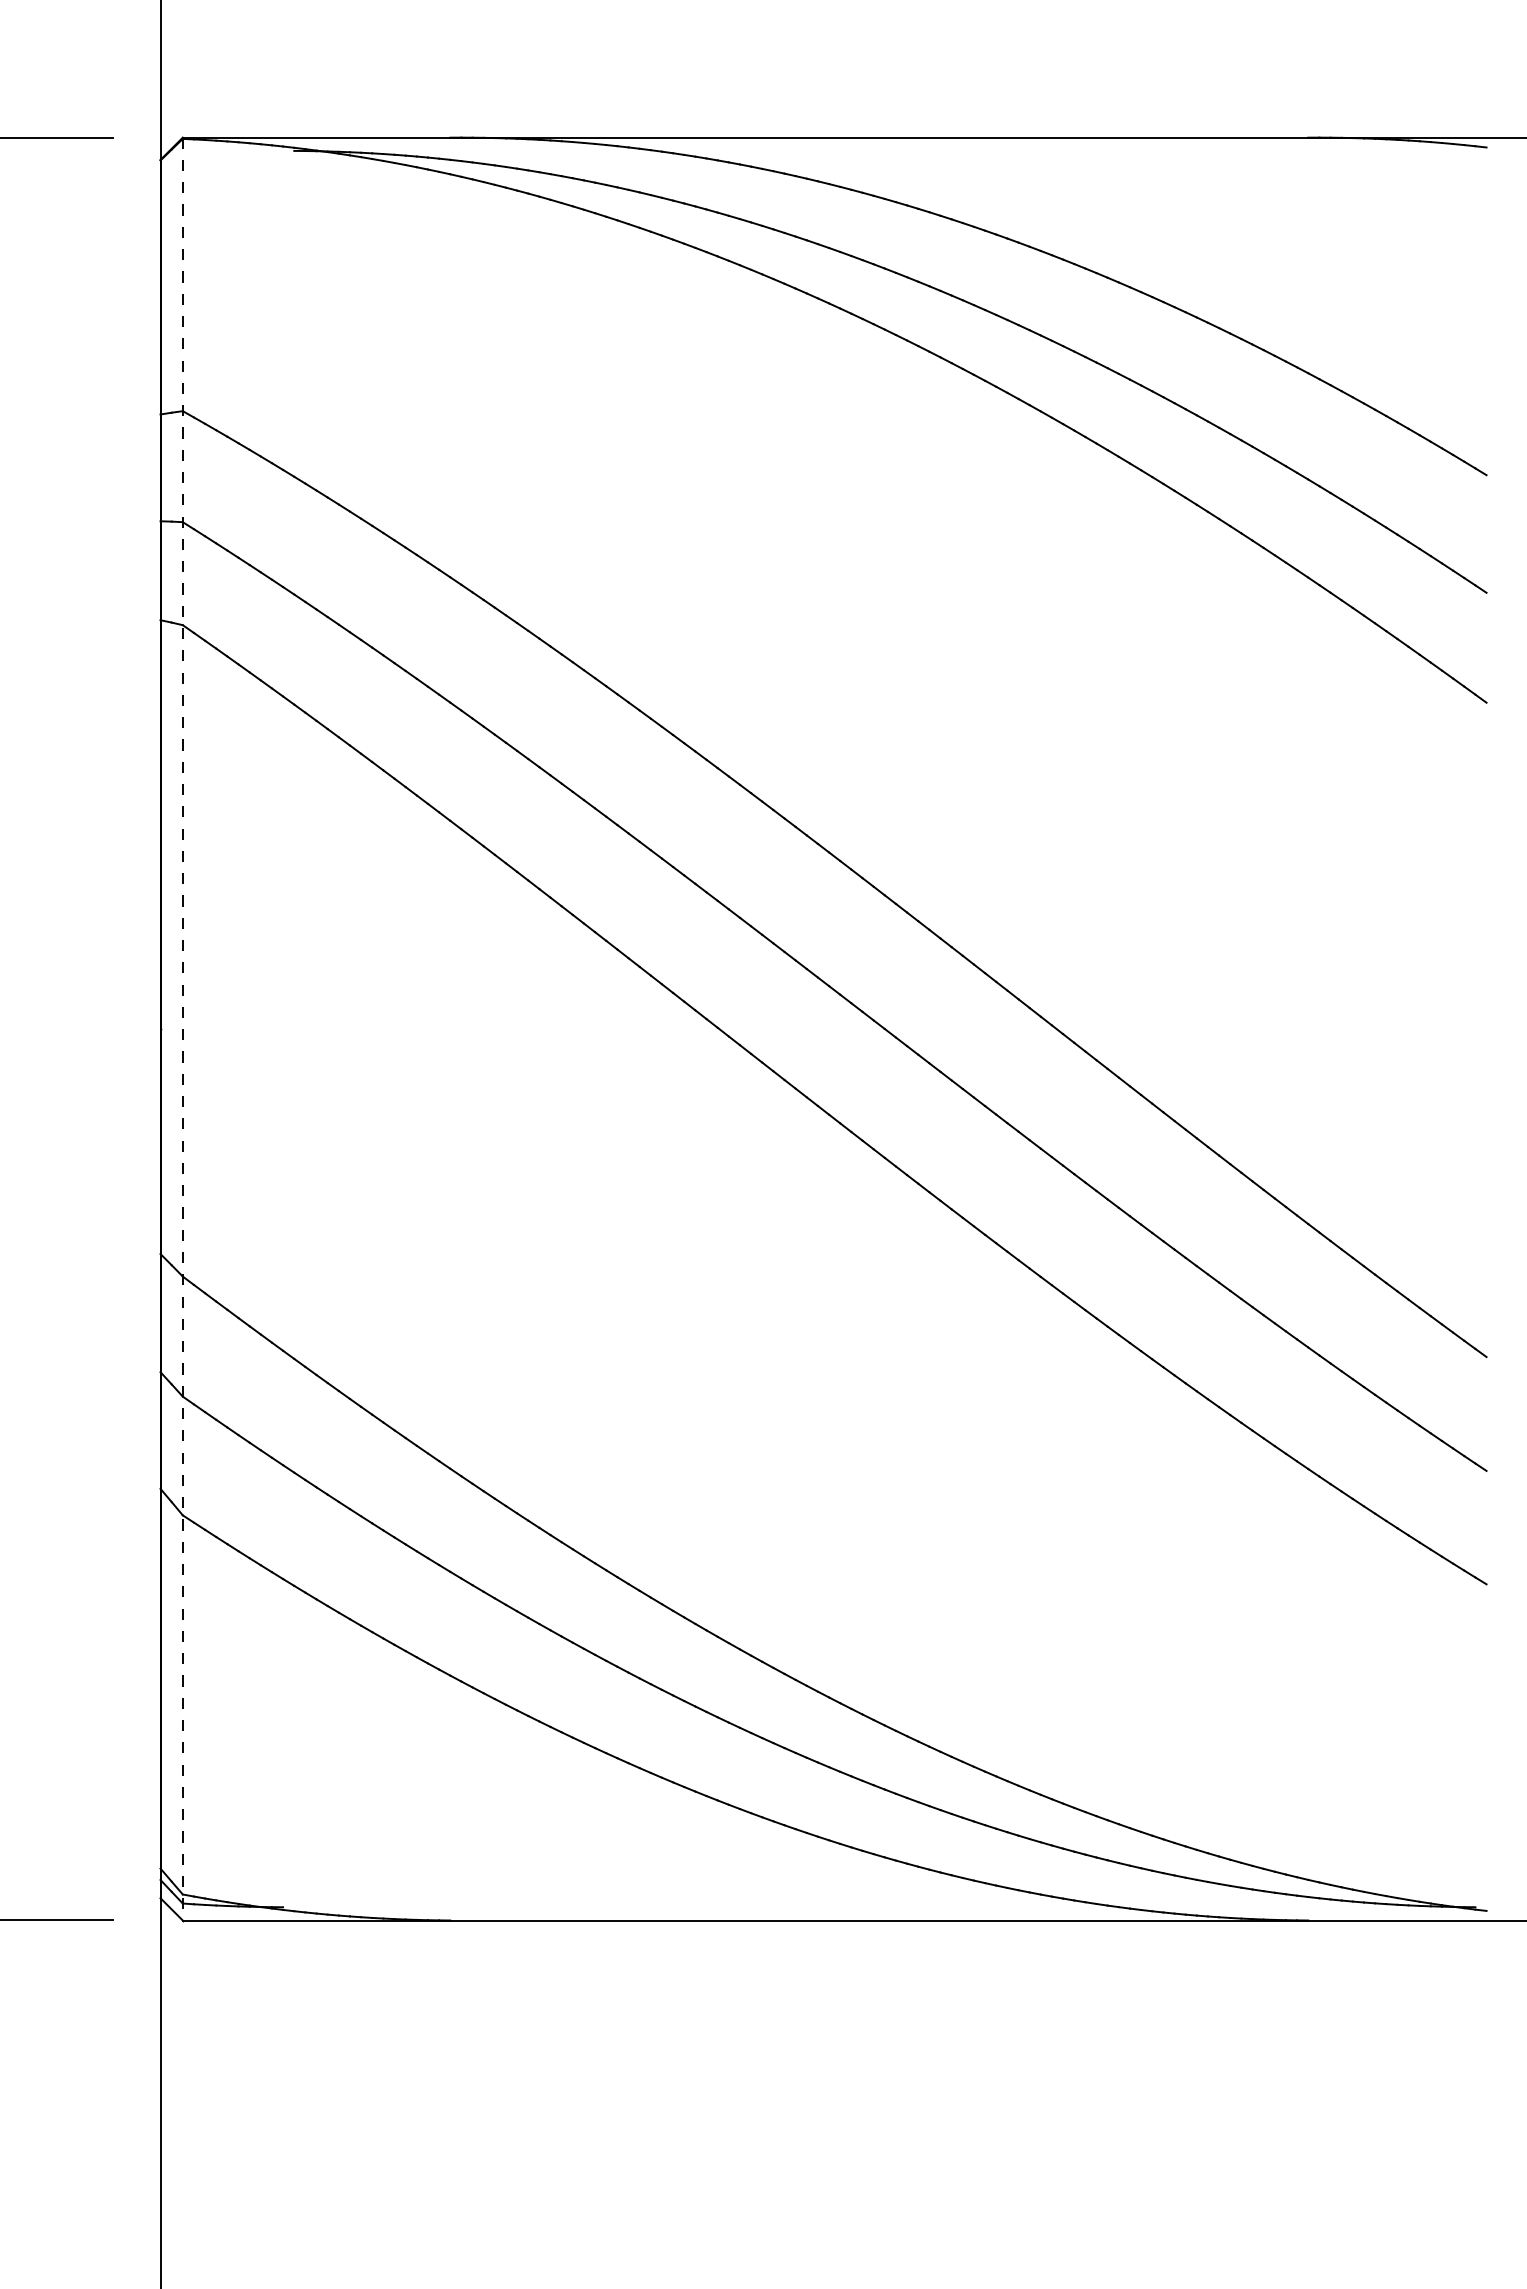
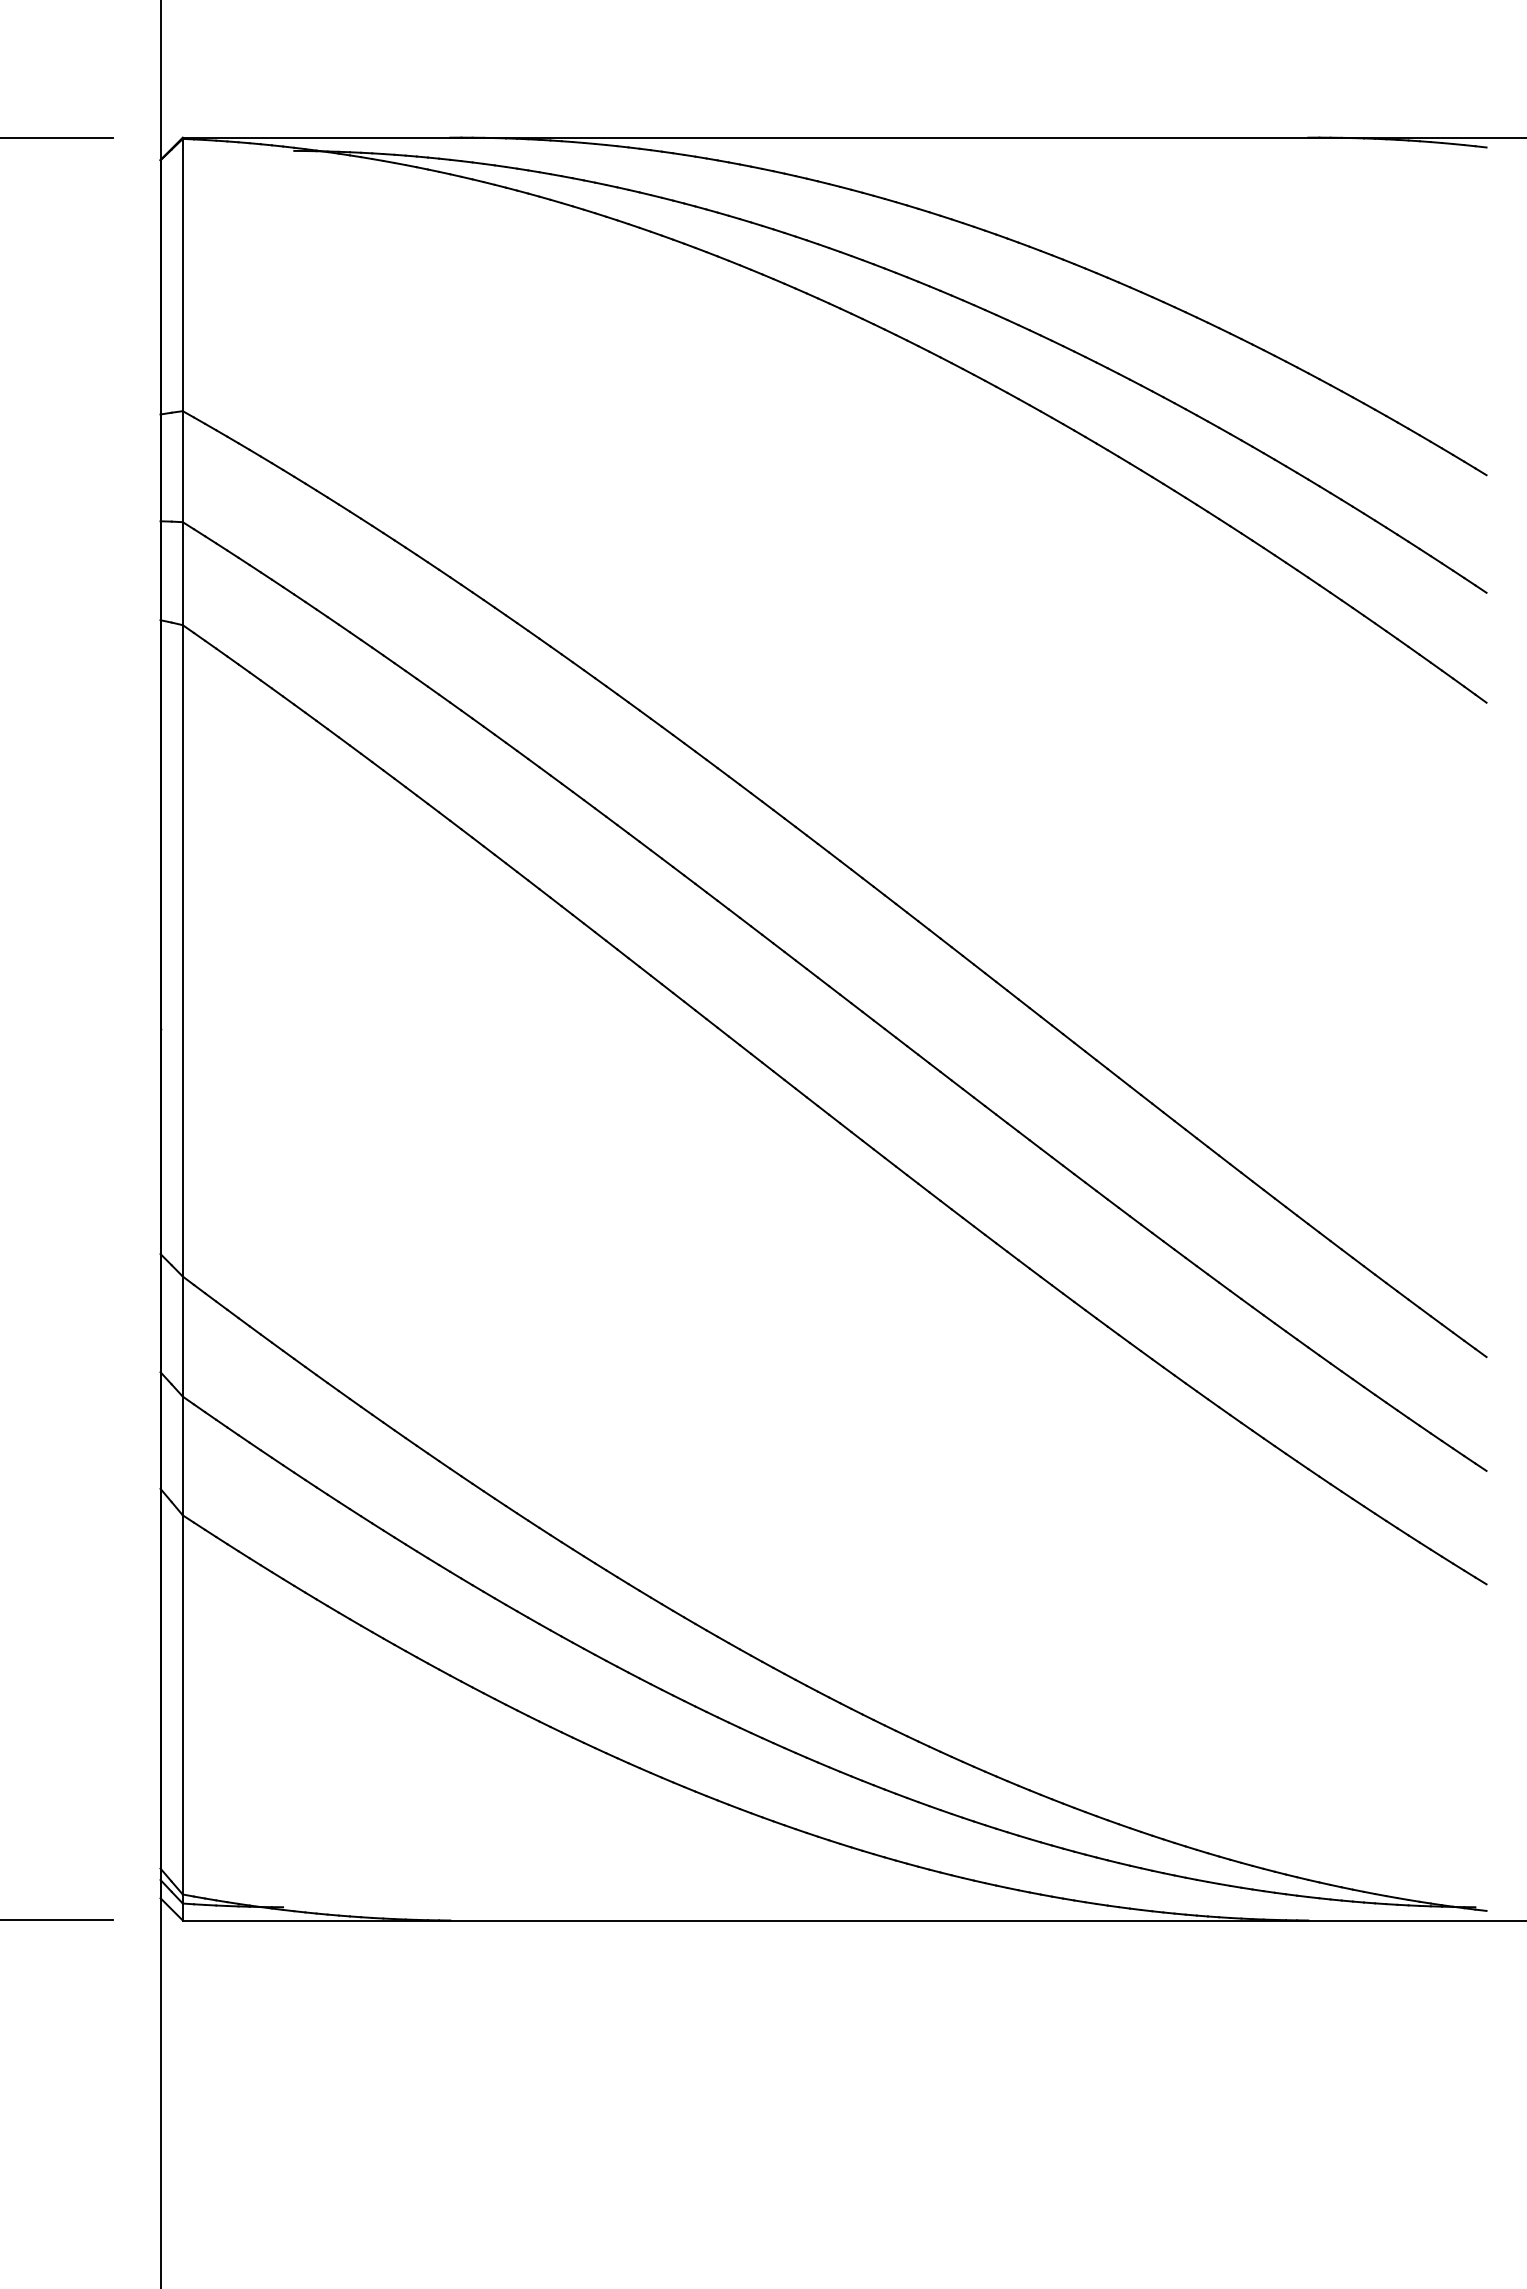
line: dashed -> solid (182, 1029)
